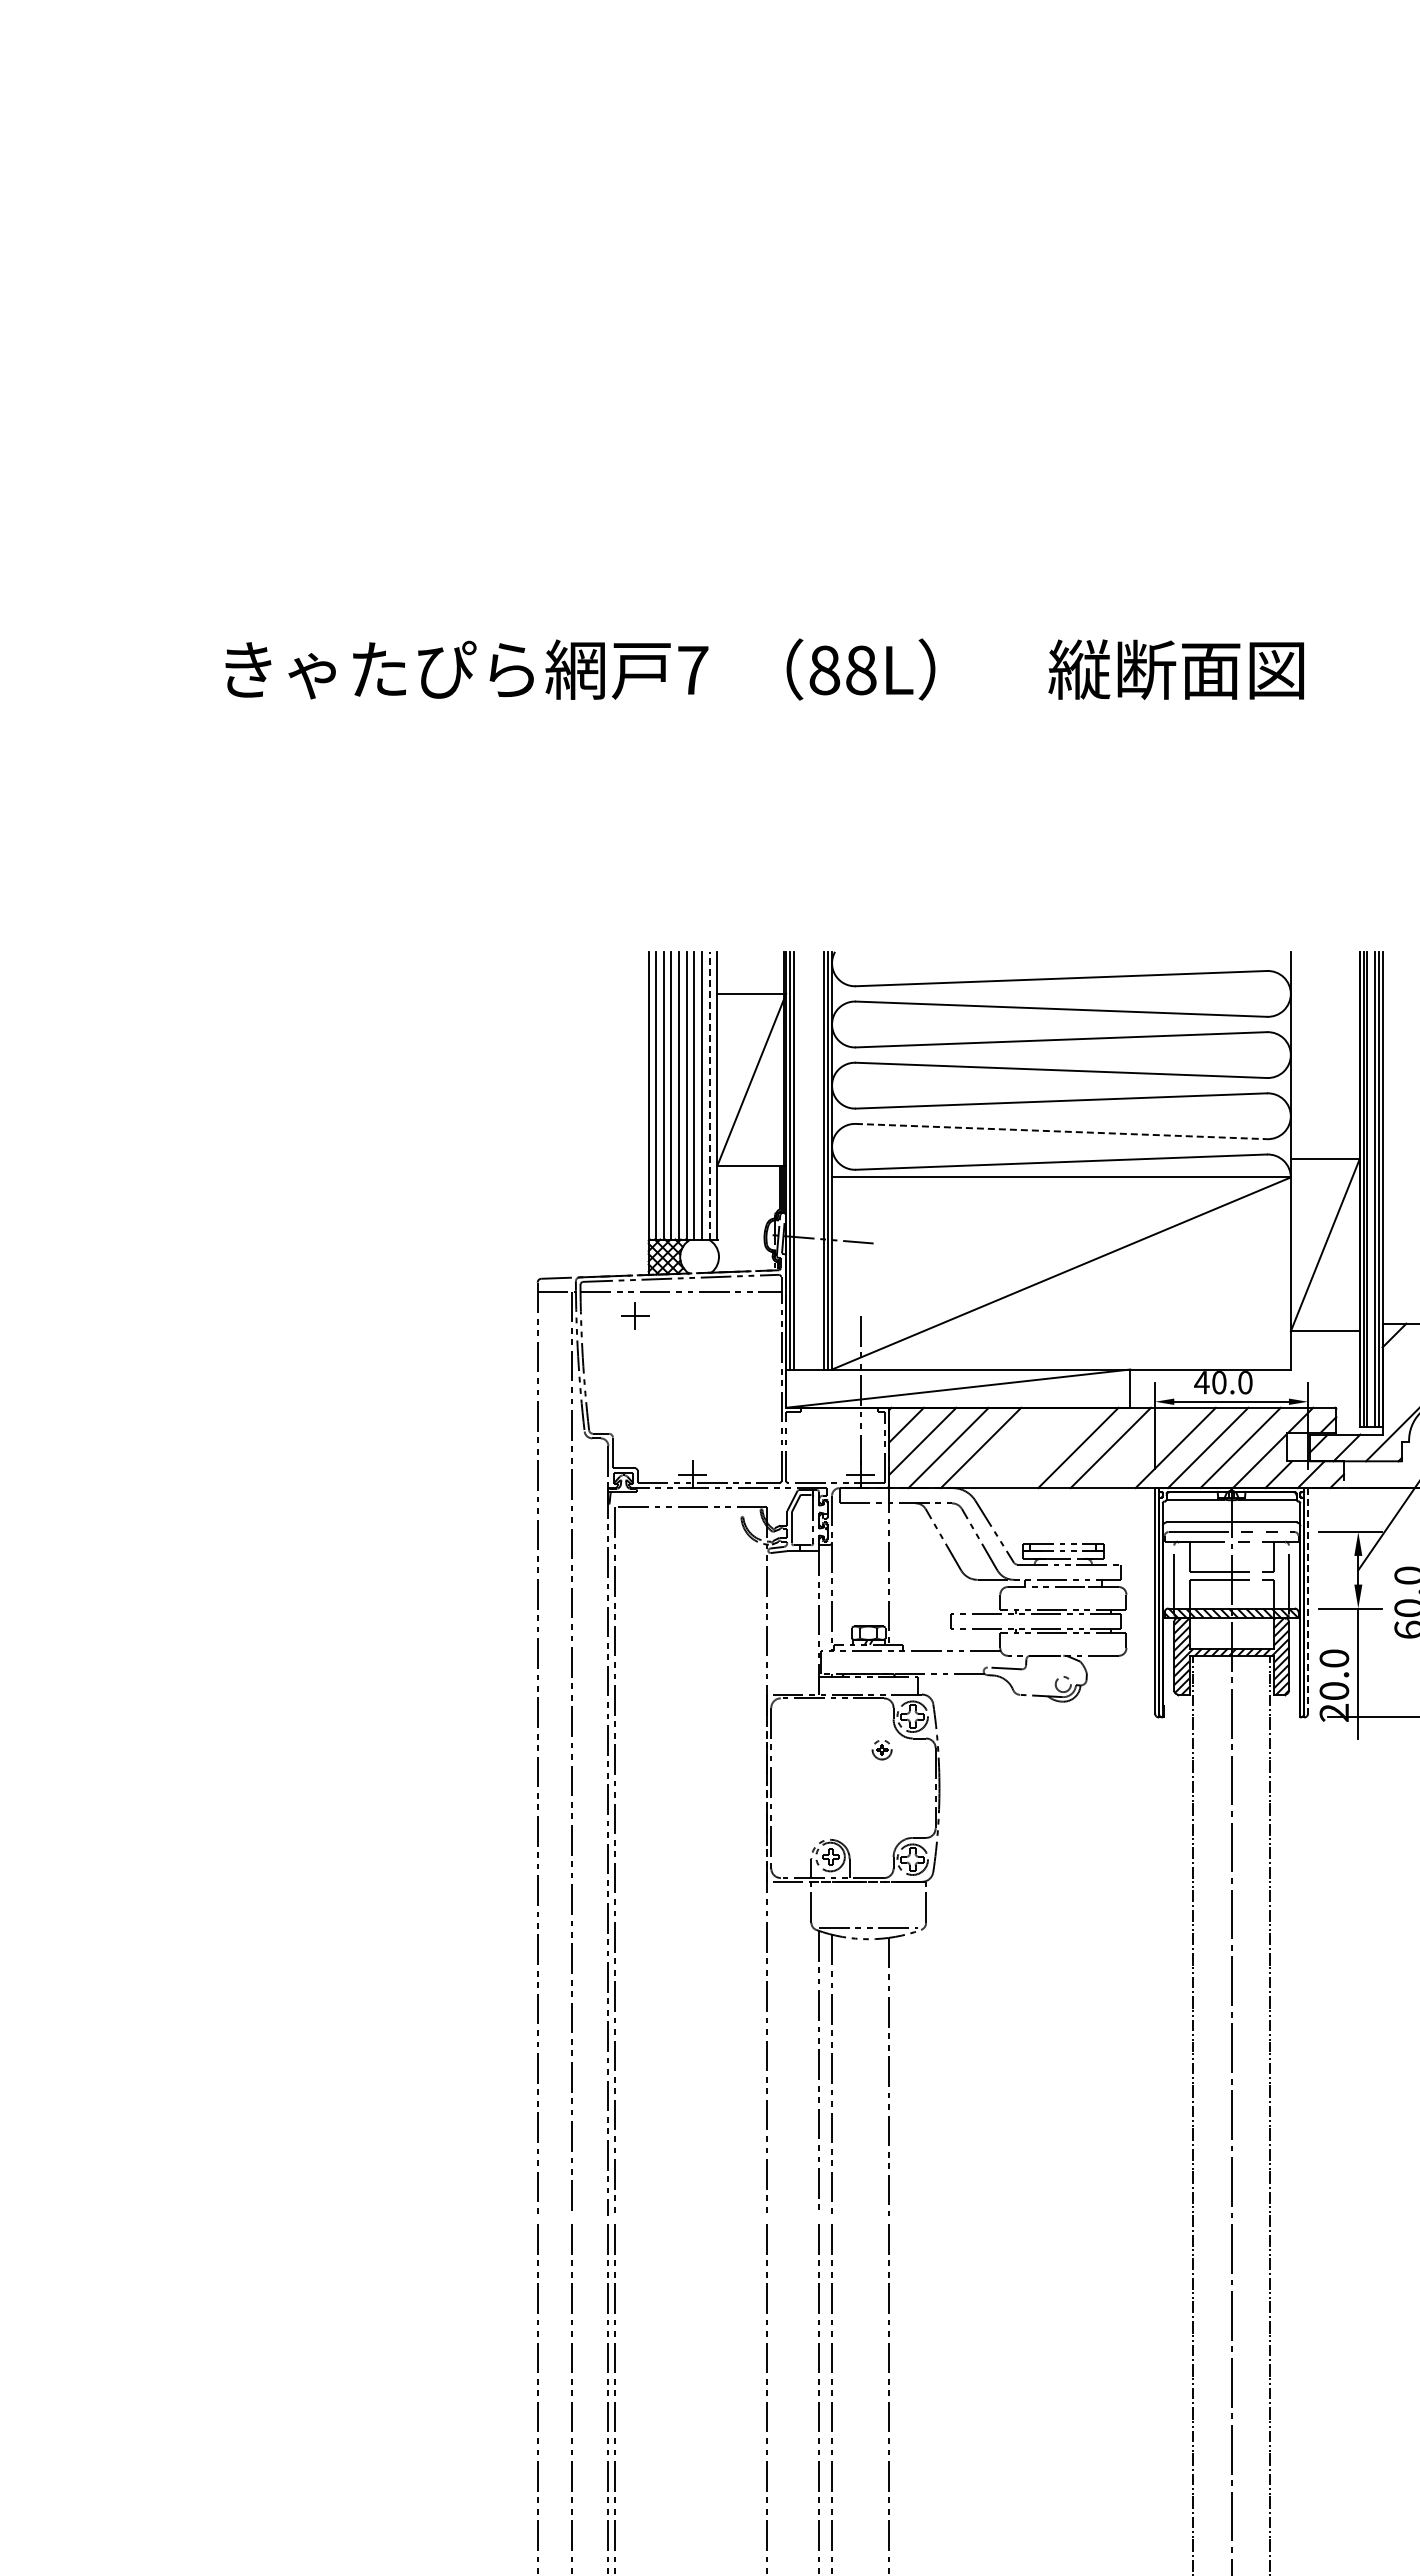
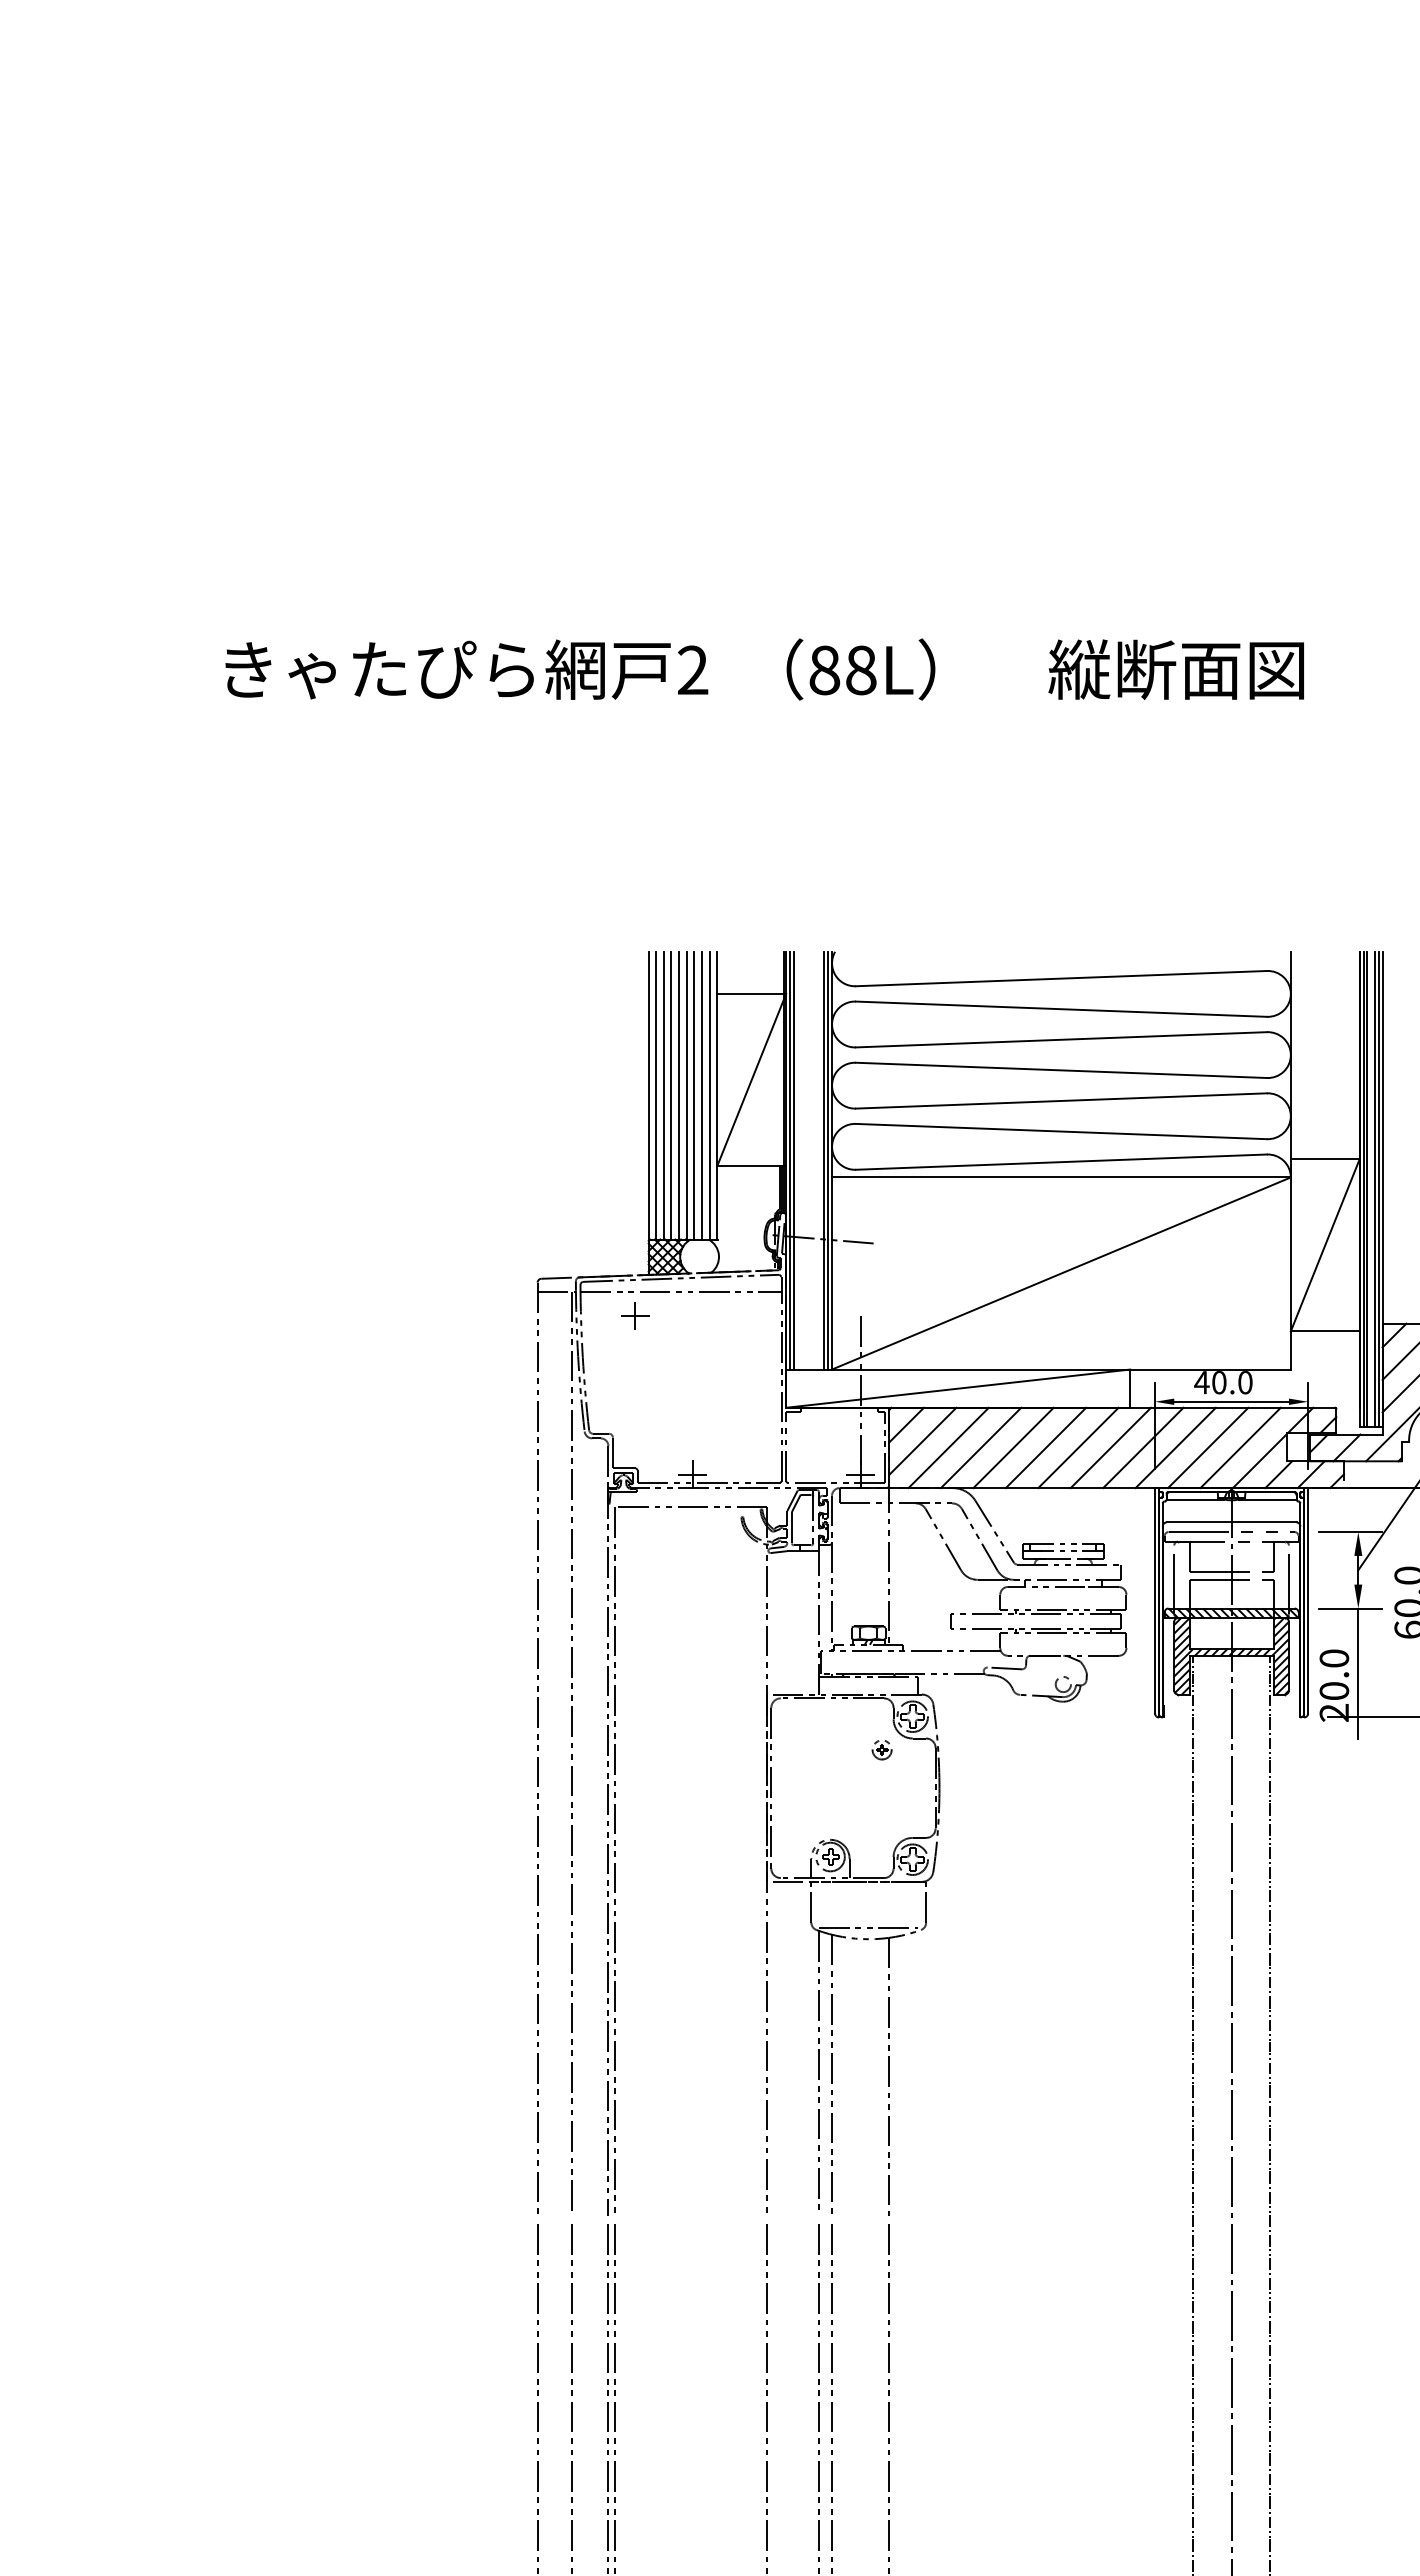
text: 7 -> 2 (693, 669)
line: dashed -> solid (709, 1095)
line: dashed -> solid (1061, 1131)
line: none -> present (1399, 1362)
line: none -> present (1399, 1395)
line: none -> present (1013, 1447)
line: none -> present (1045, 1447)
line: none -> present (1143, 1447)
line: dashed -> solid (1308, 1600)
